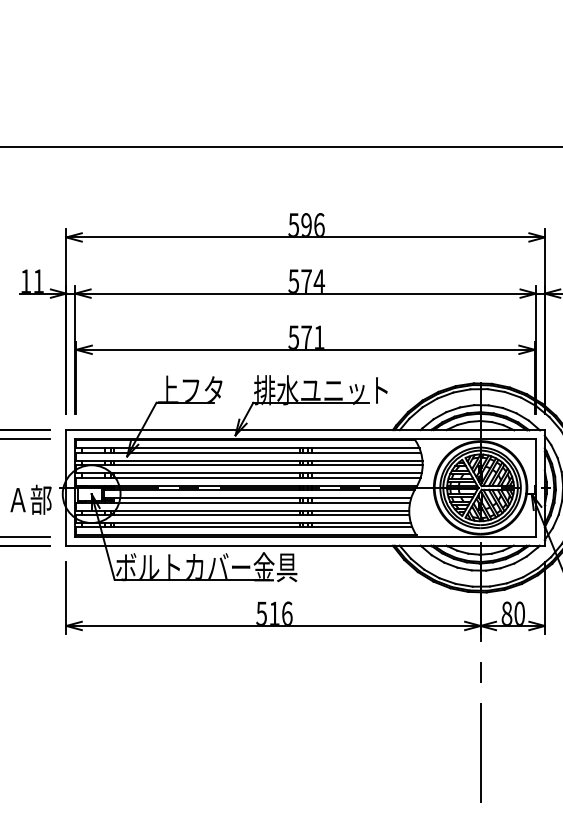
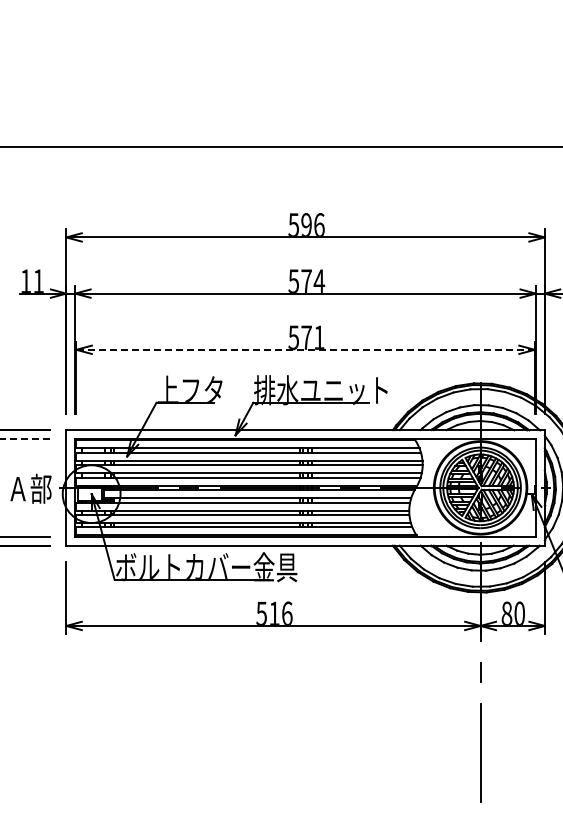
line: solid -> dashed (305, 349)
line: solid -> dashed (25, 438)
text position: (30, 499) -> (30, 488) (30, 488)
